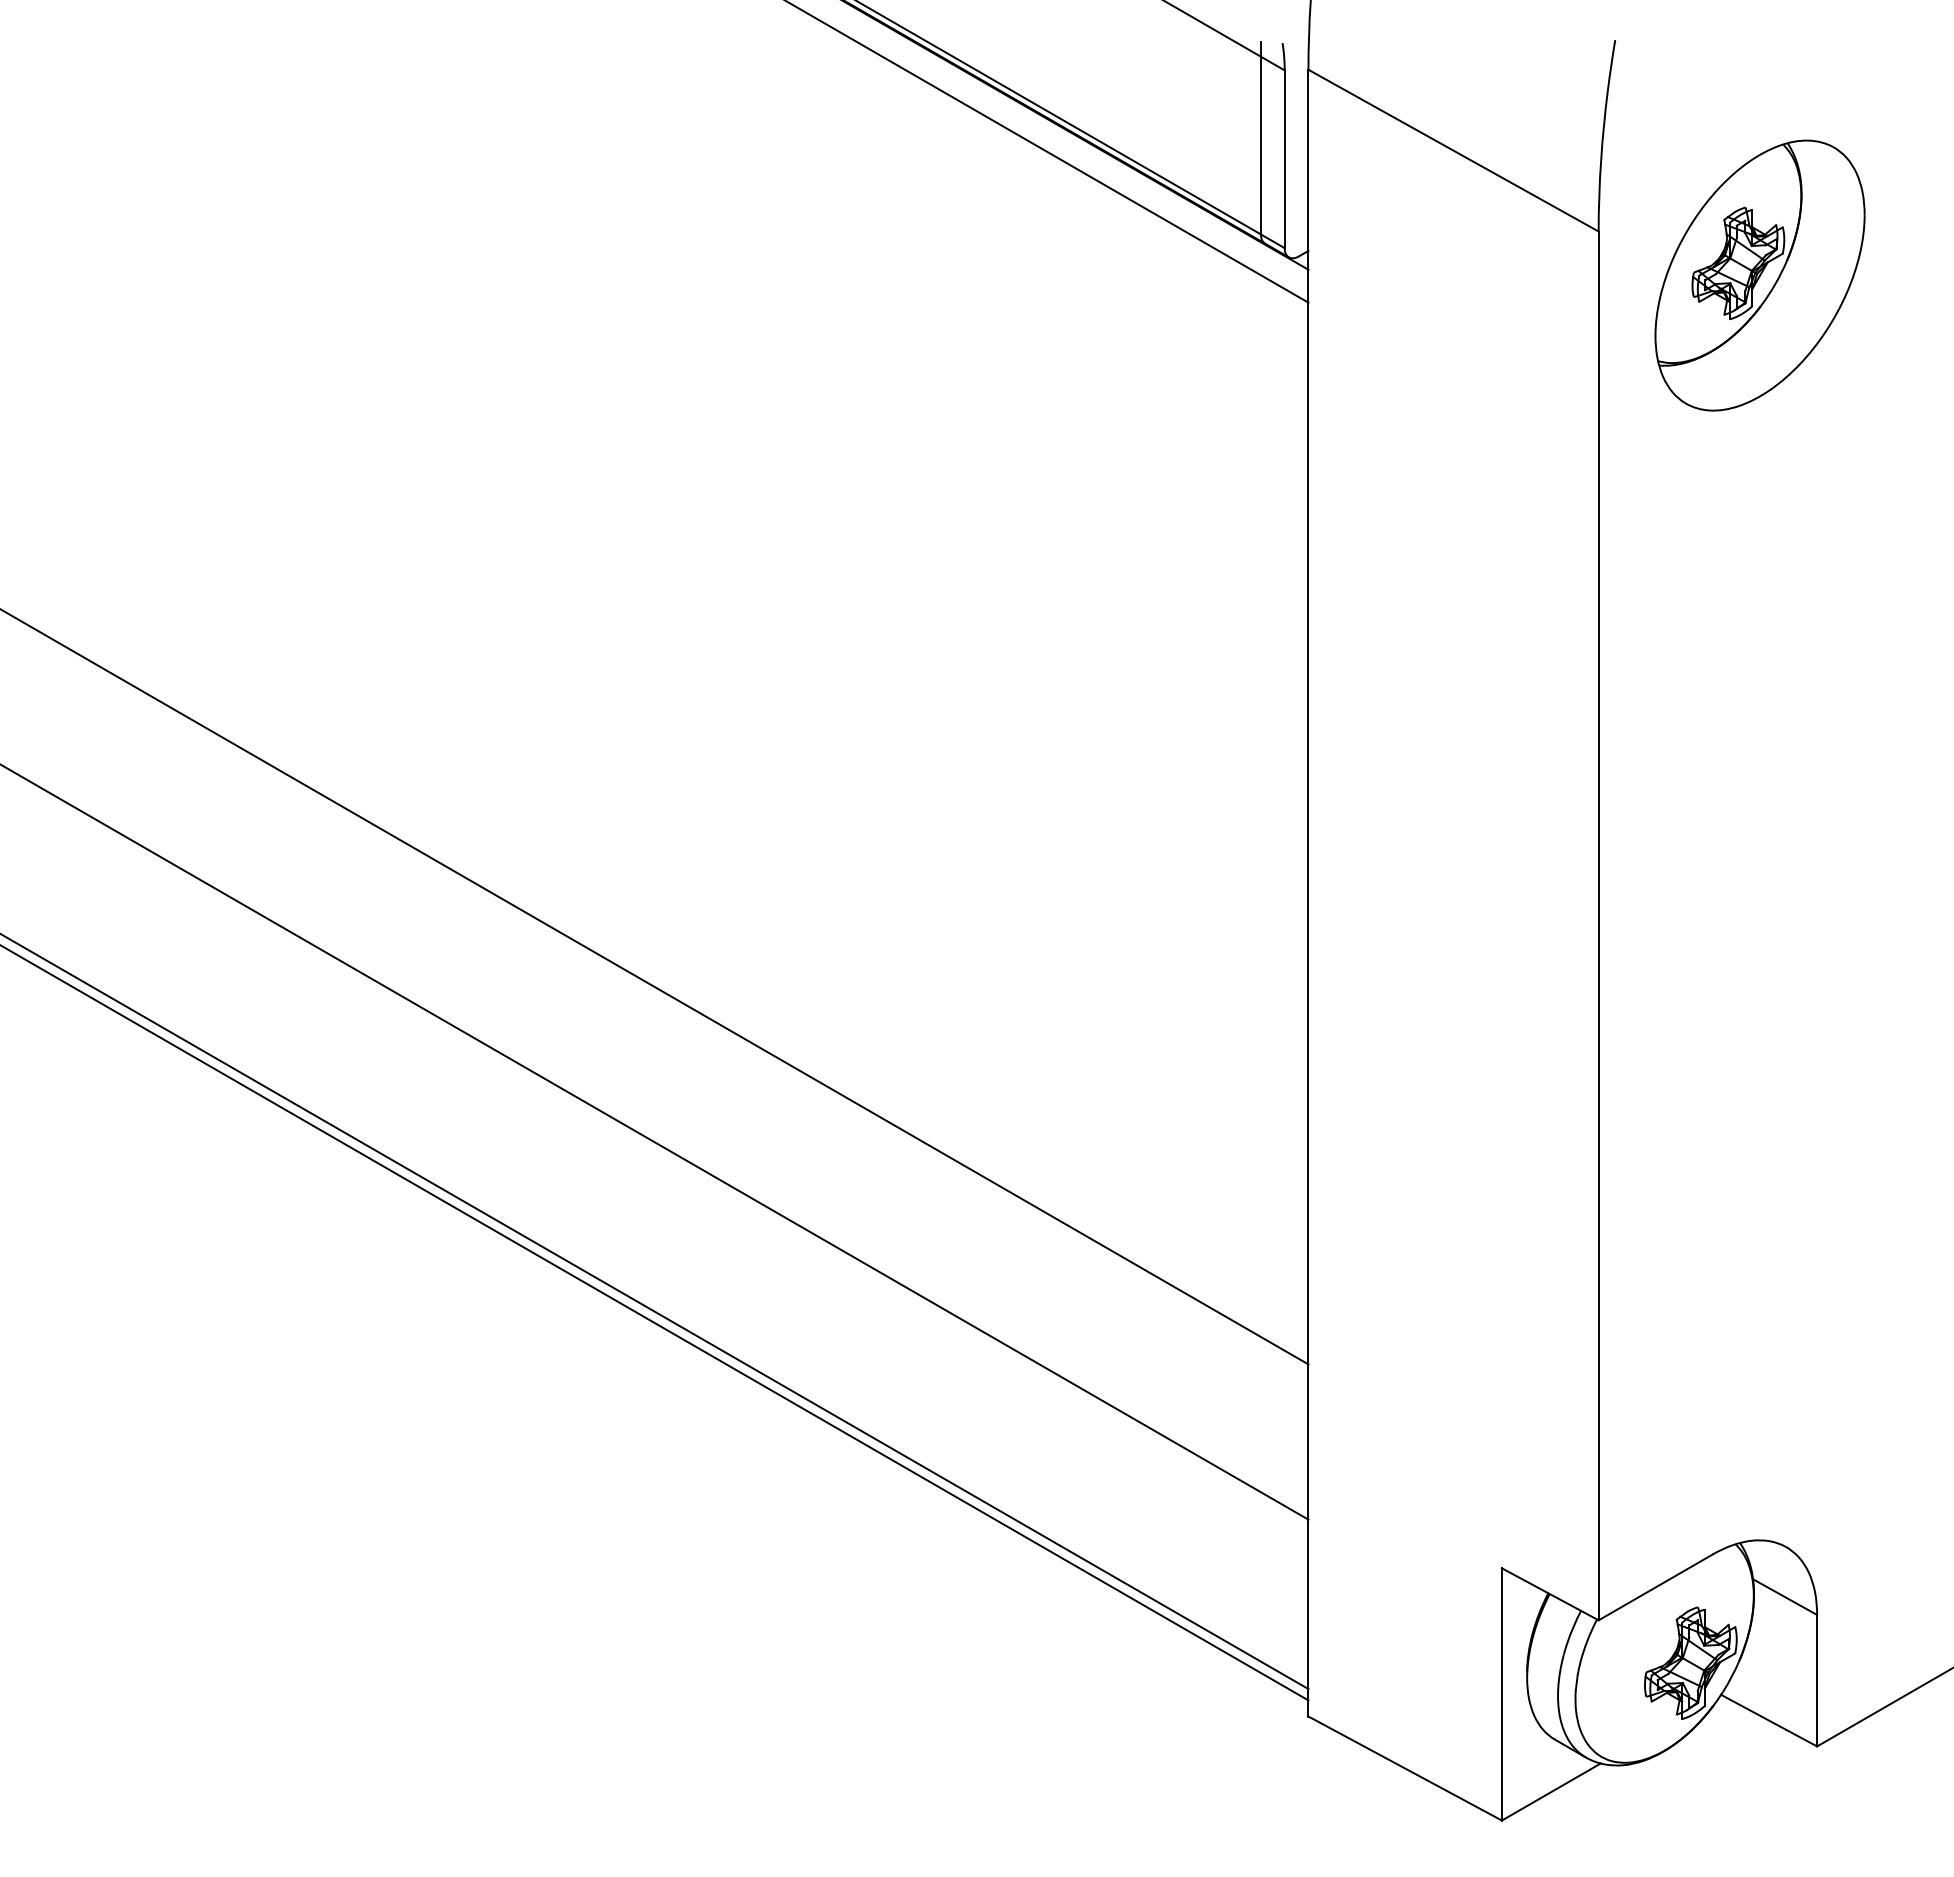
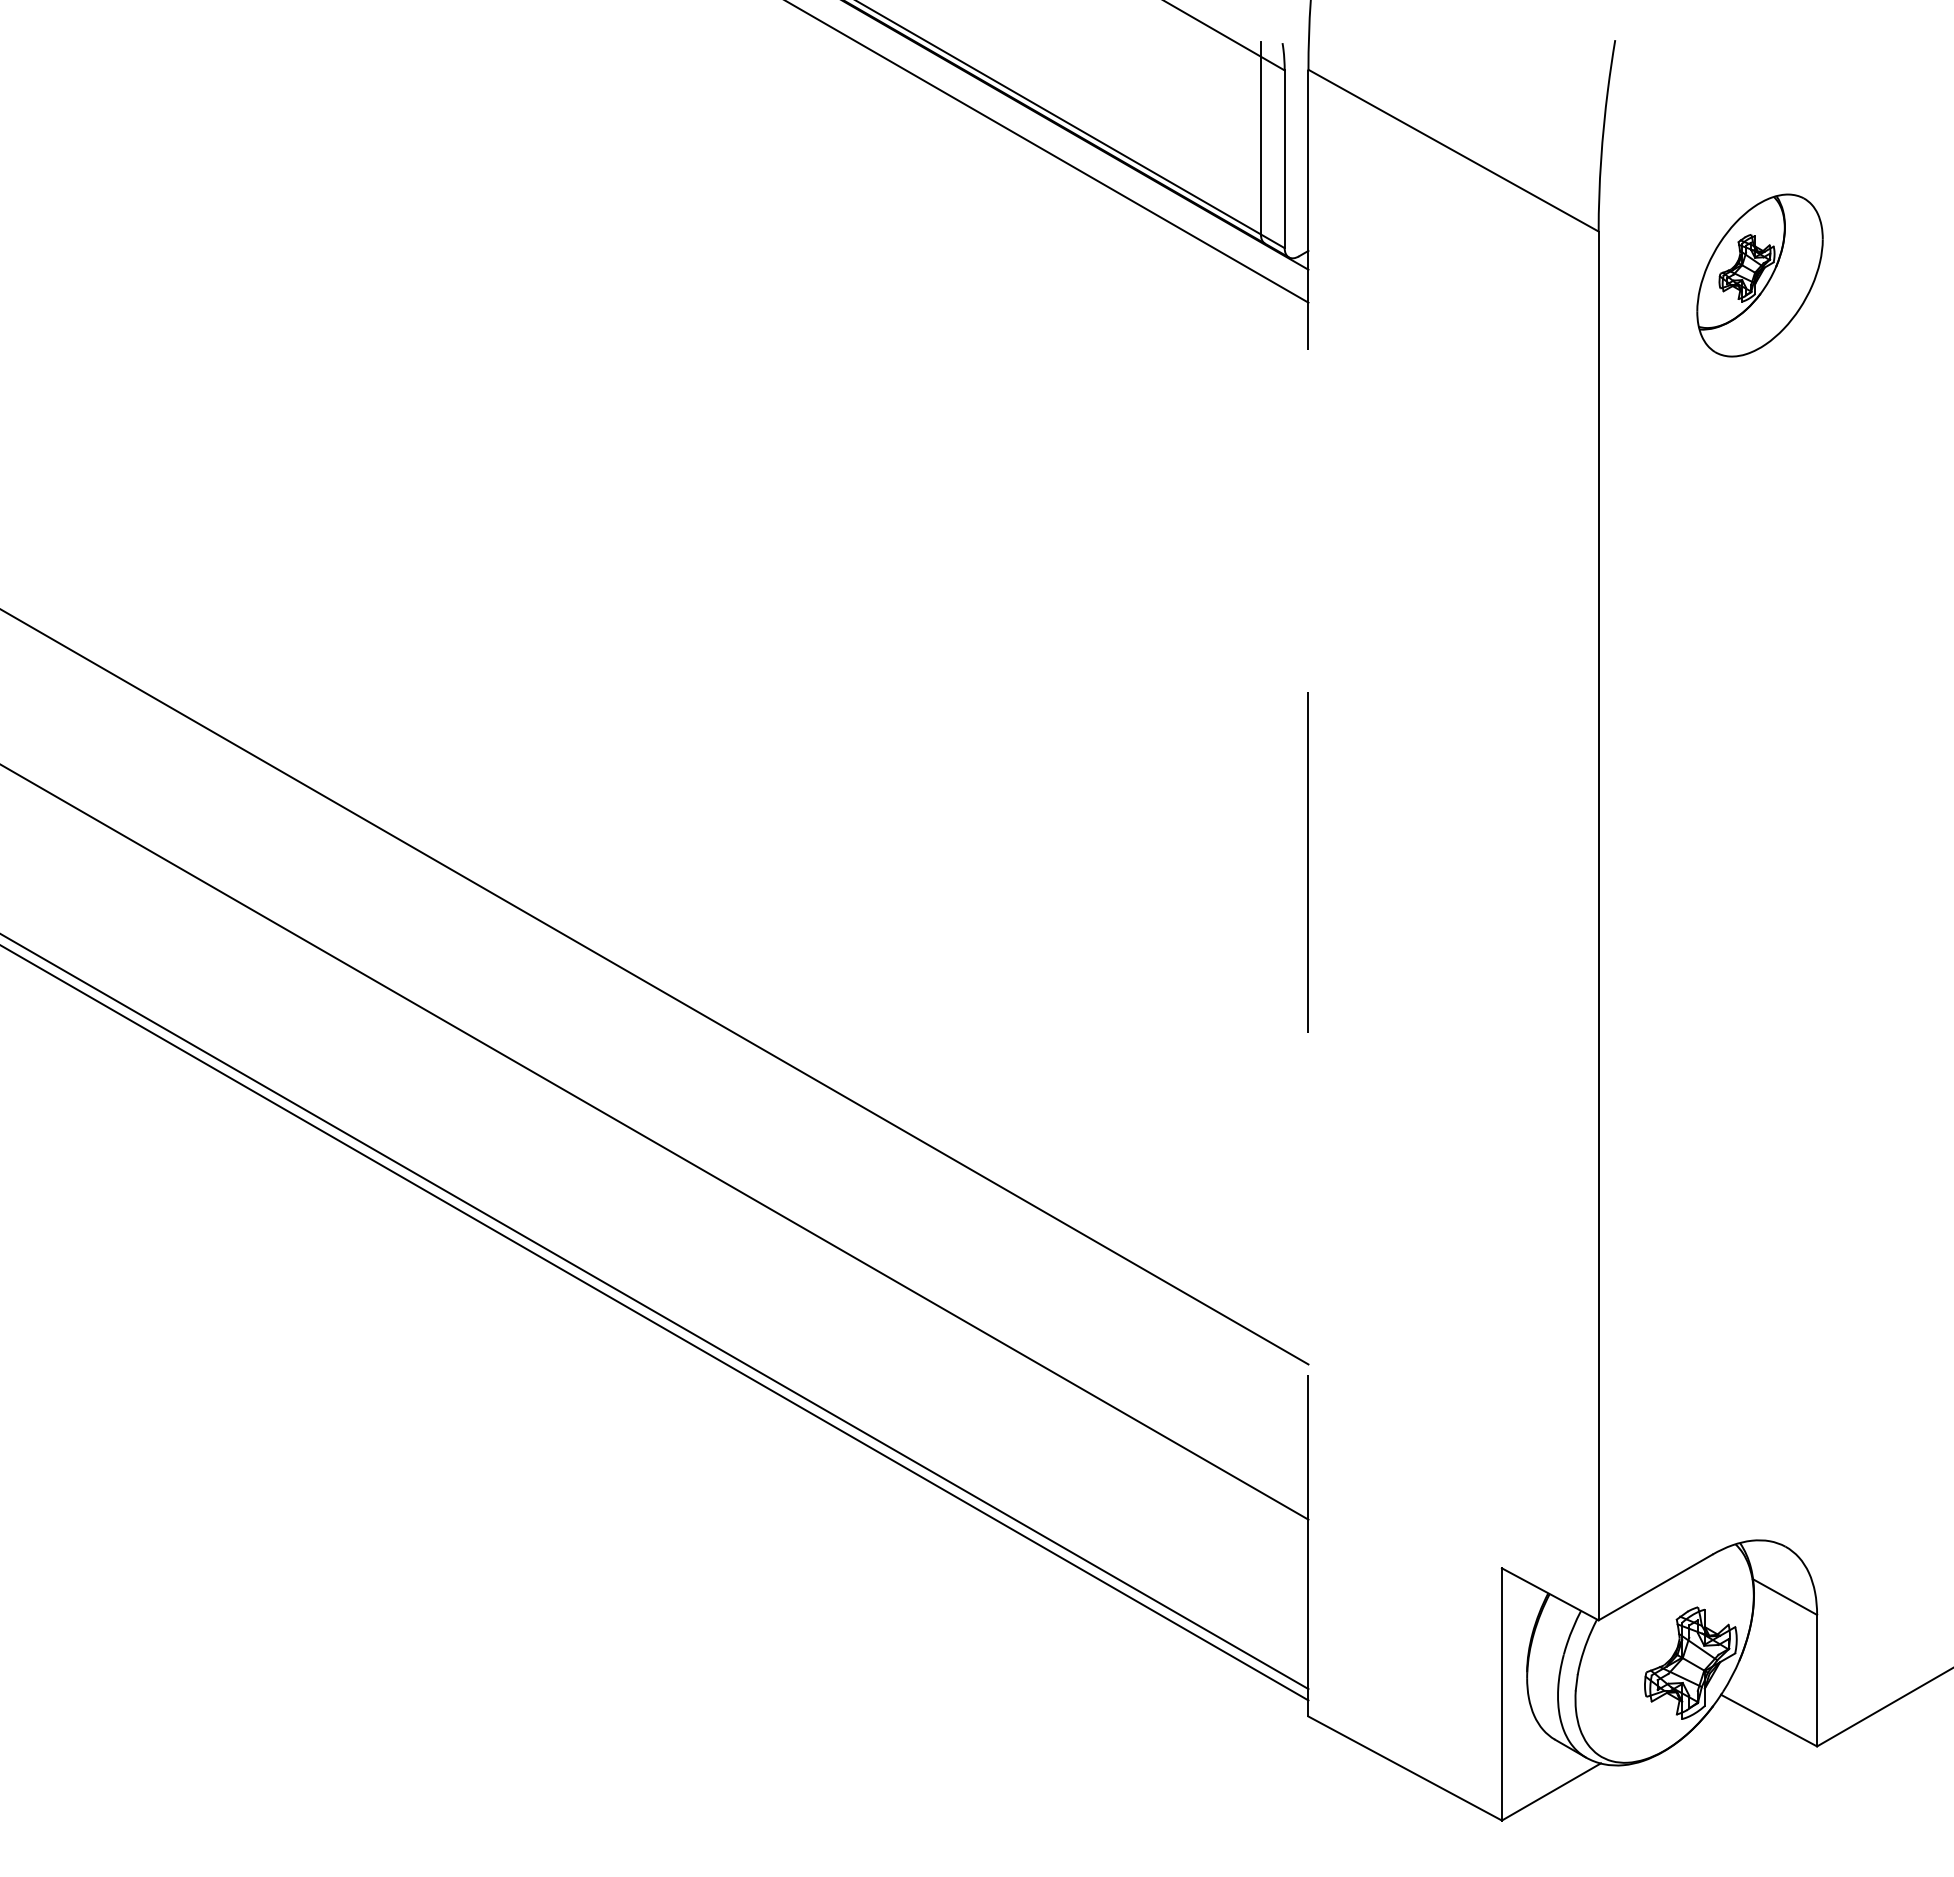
part size: 212x273 px -> 128x165 px (1759, 275)
line: solid -> dashed (1308, 892)
